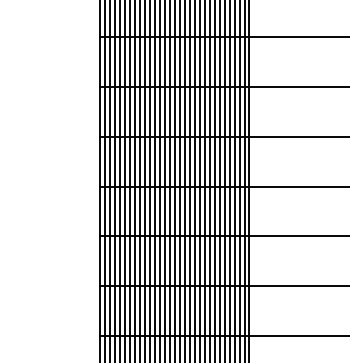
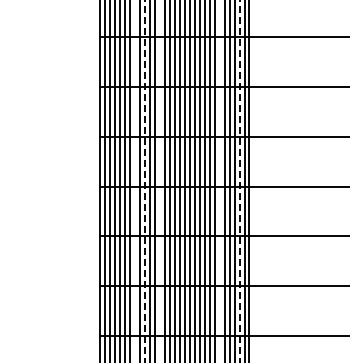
line: present -> none (135, 180)
line: solid -> dashed (144, 180)
line: present -> none (159, 180)
line: present -> none (219, 180)
line: solid -> dashed (239, 180)
